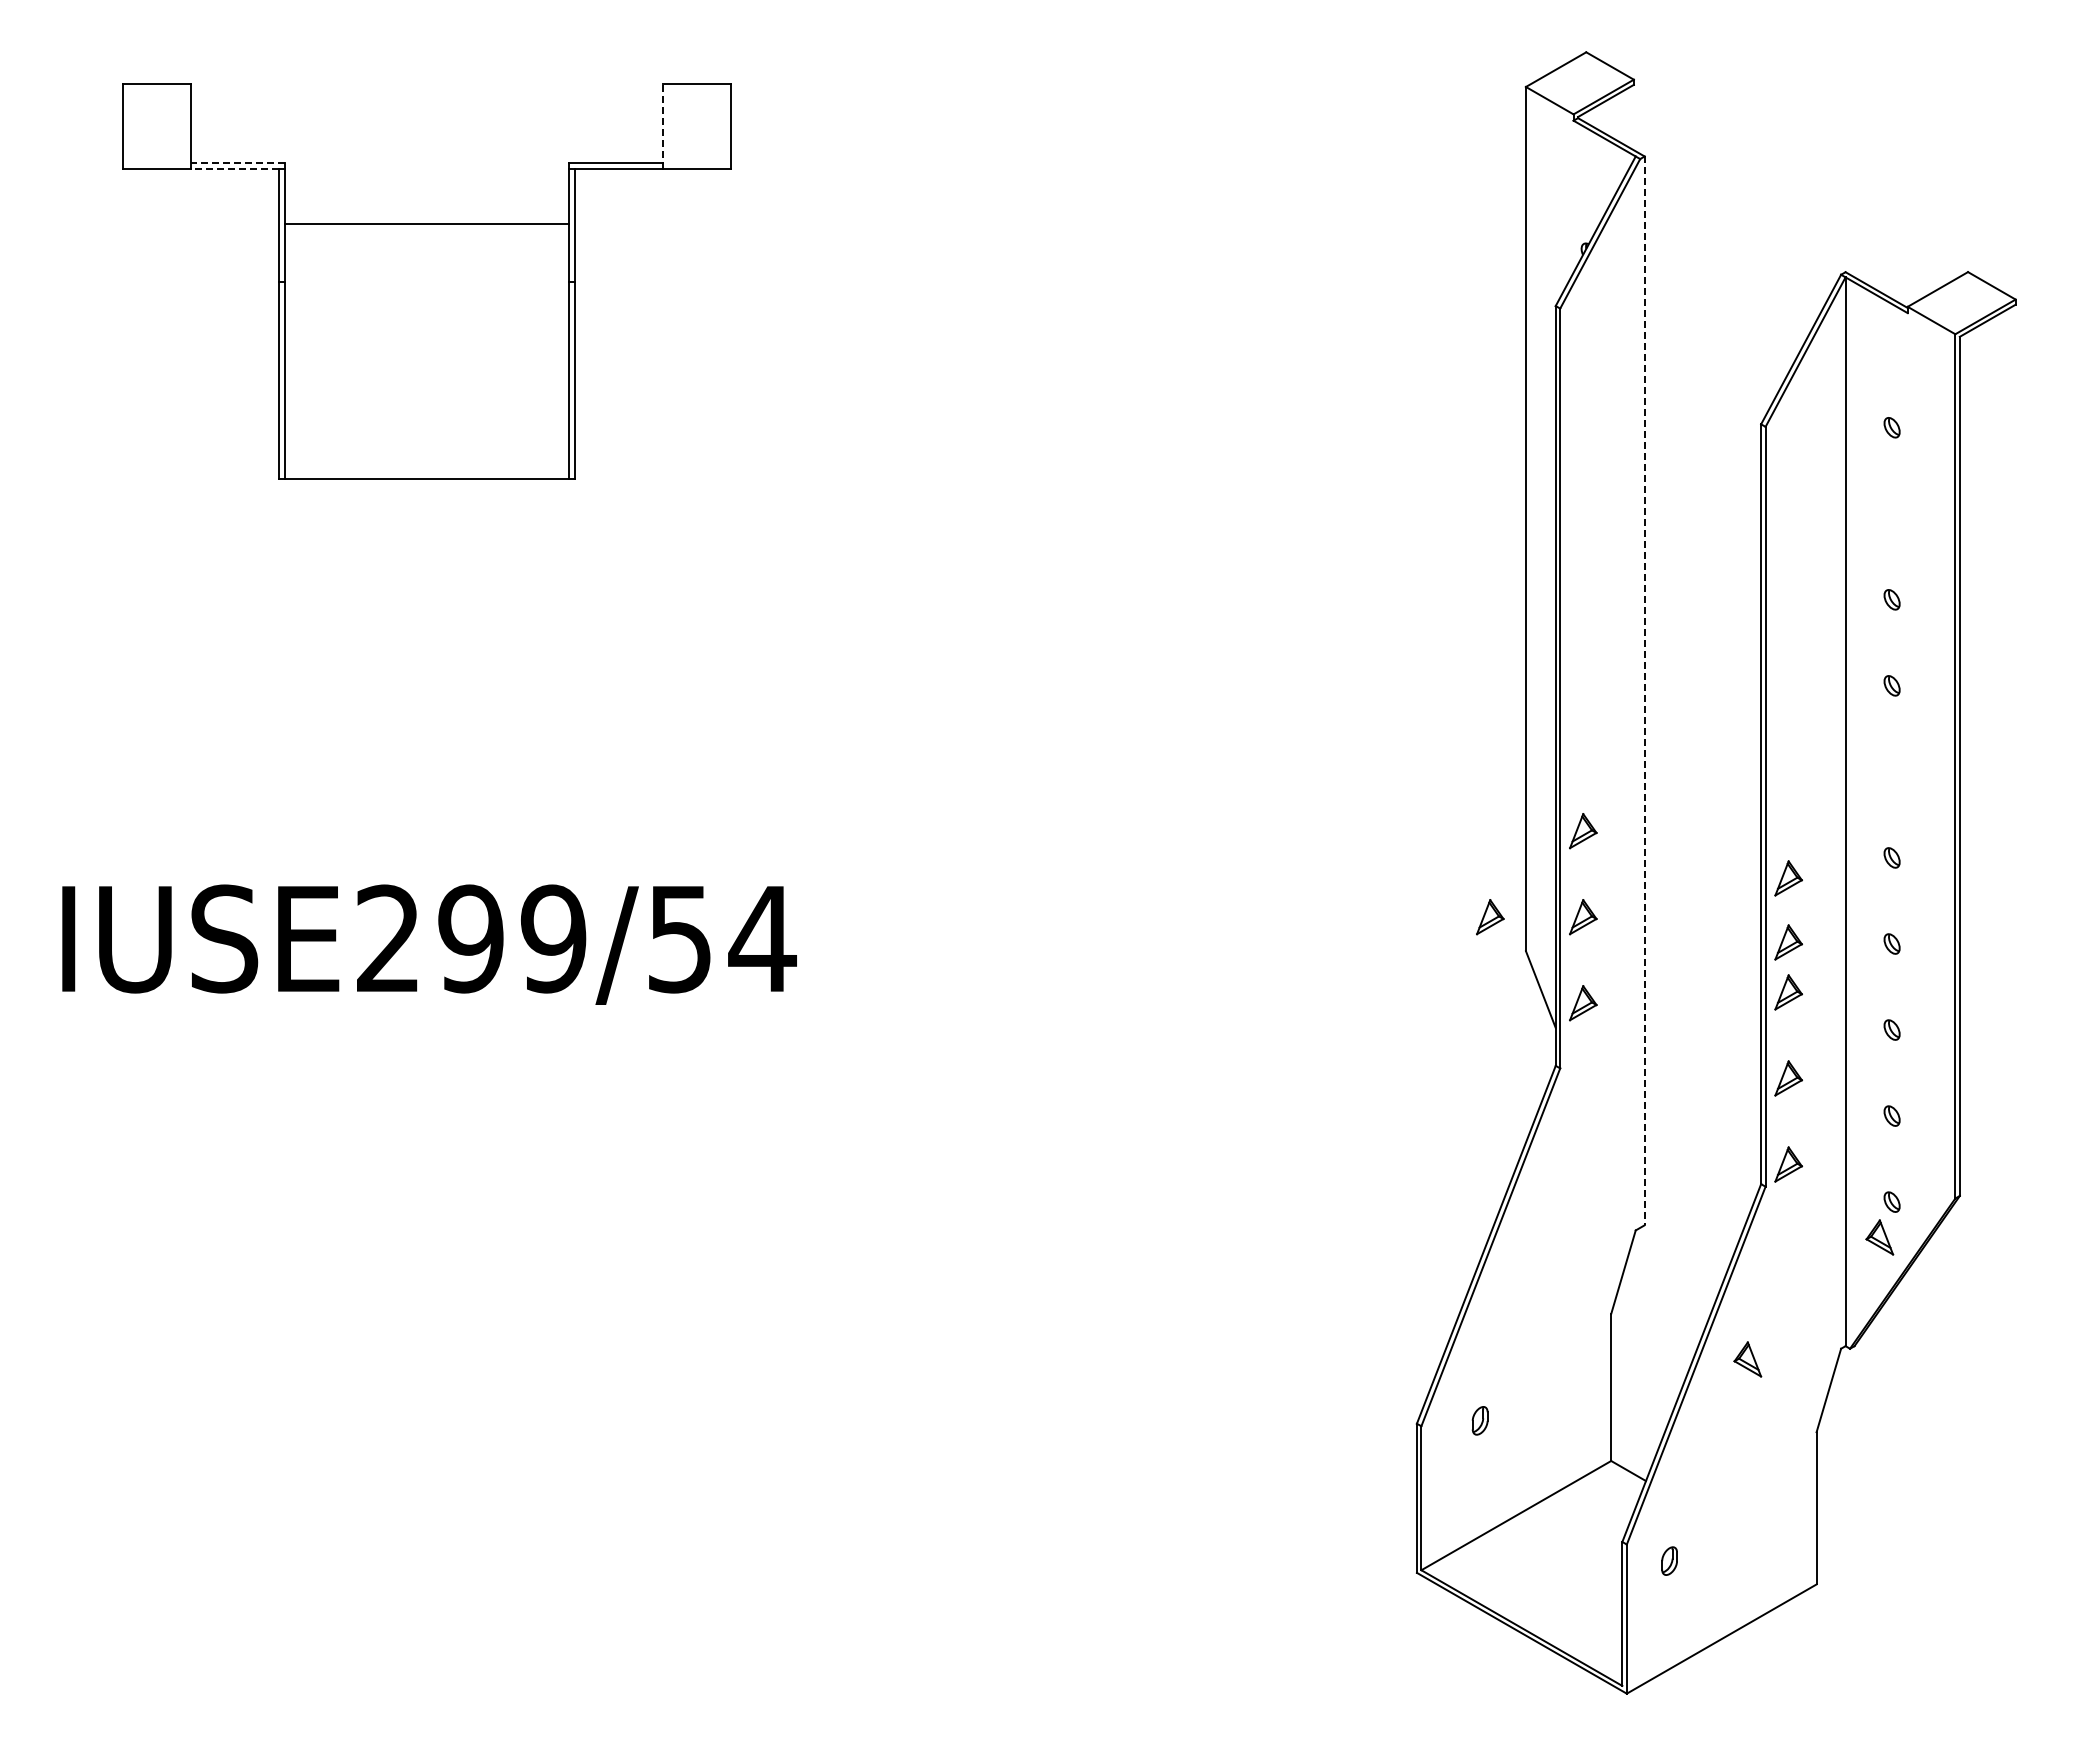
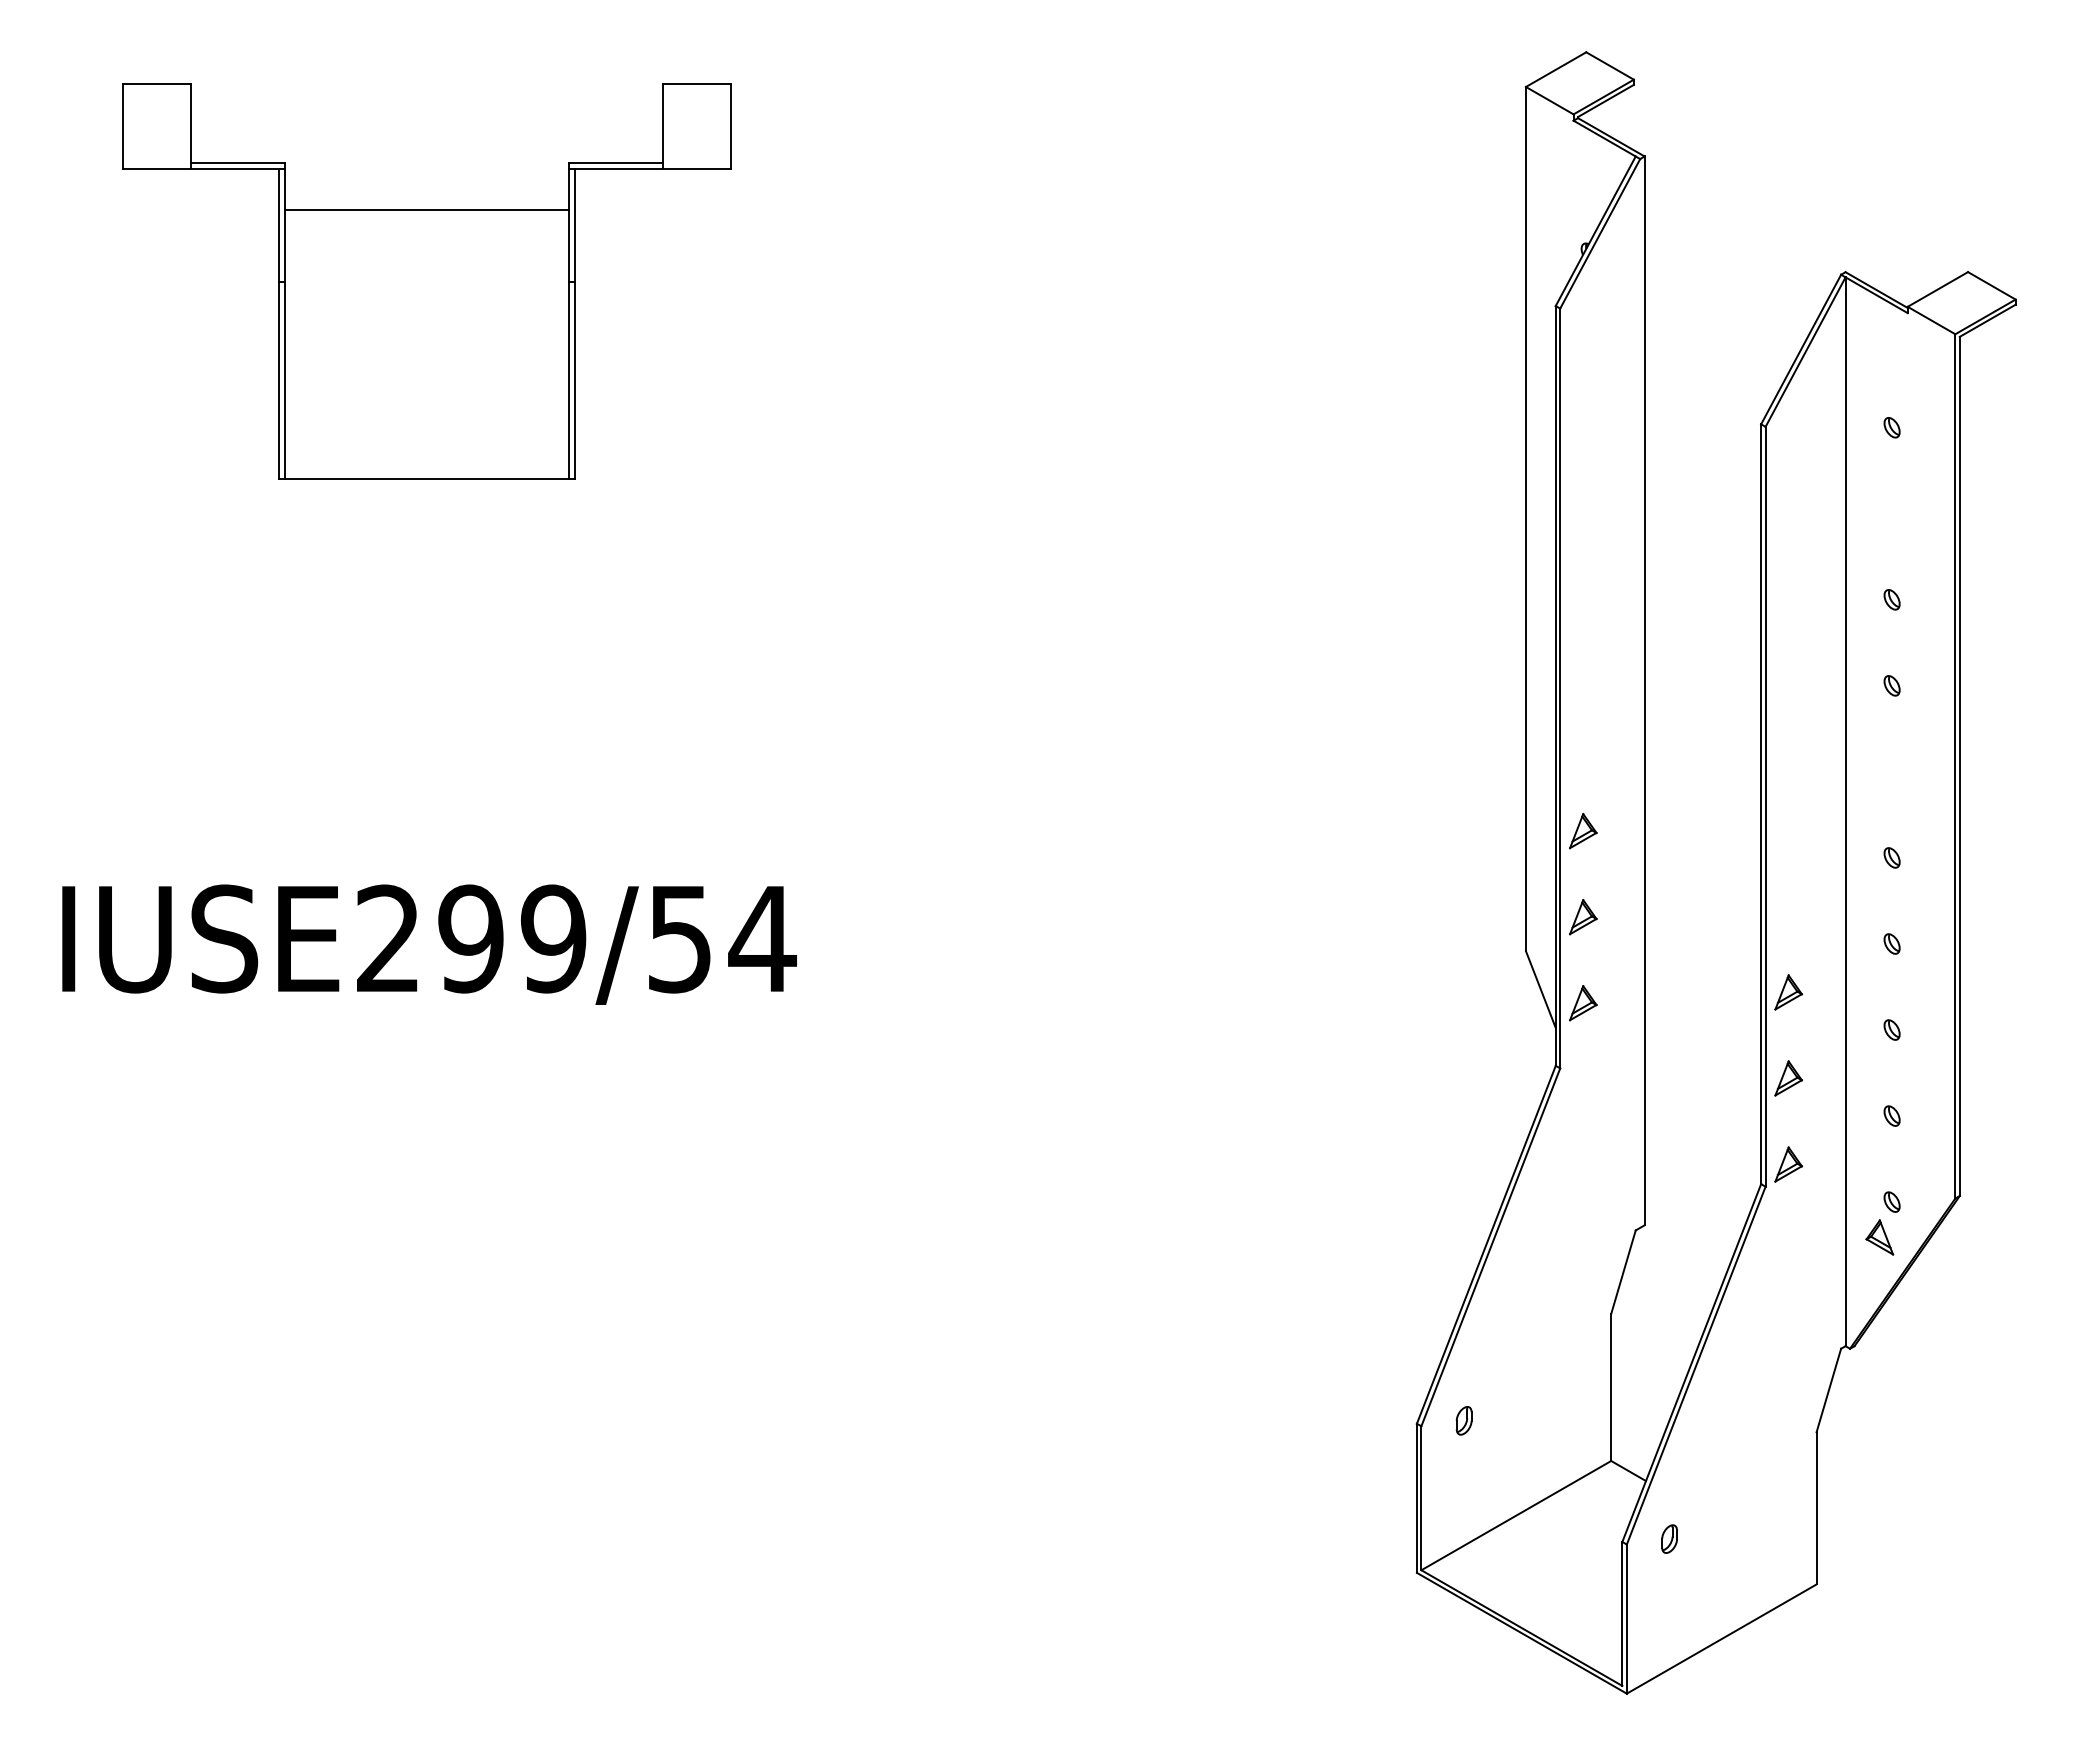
line: dashed -> solid (663, 126)
line: dashed -> solid (237, 162)
line: dashed -> solid (234, 169)
line position: (426, 224) -> (426, 210) (426, 210)
line: dashed -> solid (1644, 691)
part: present -> none (1788, 878)
part: present -> none (1490, 917)
part: present -> none (1788, 942)
part: present -> none (1747, 1359)
part position: (1479, 1420) -> (1463, 1420) (1463, 1420)
part position: (1669, 1560) -> (1669, 1538) (1669, 1538)
